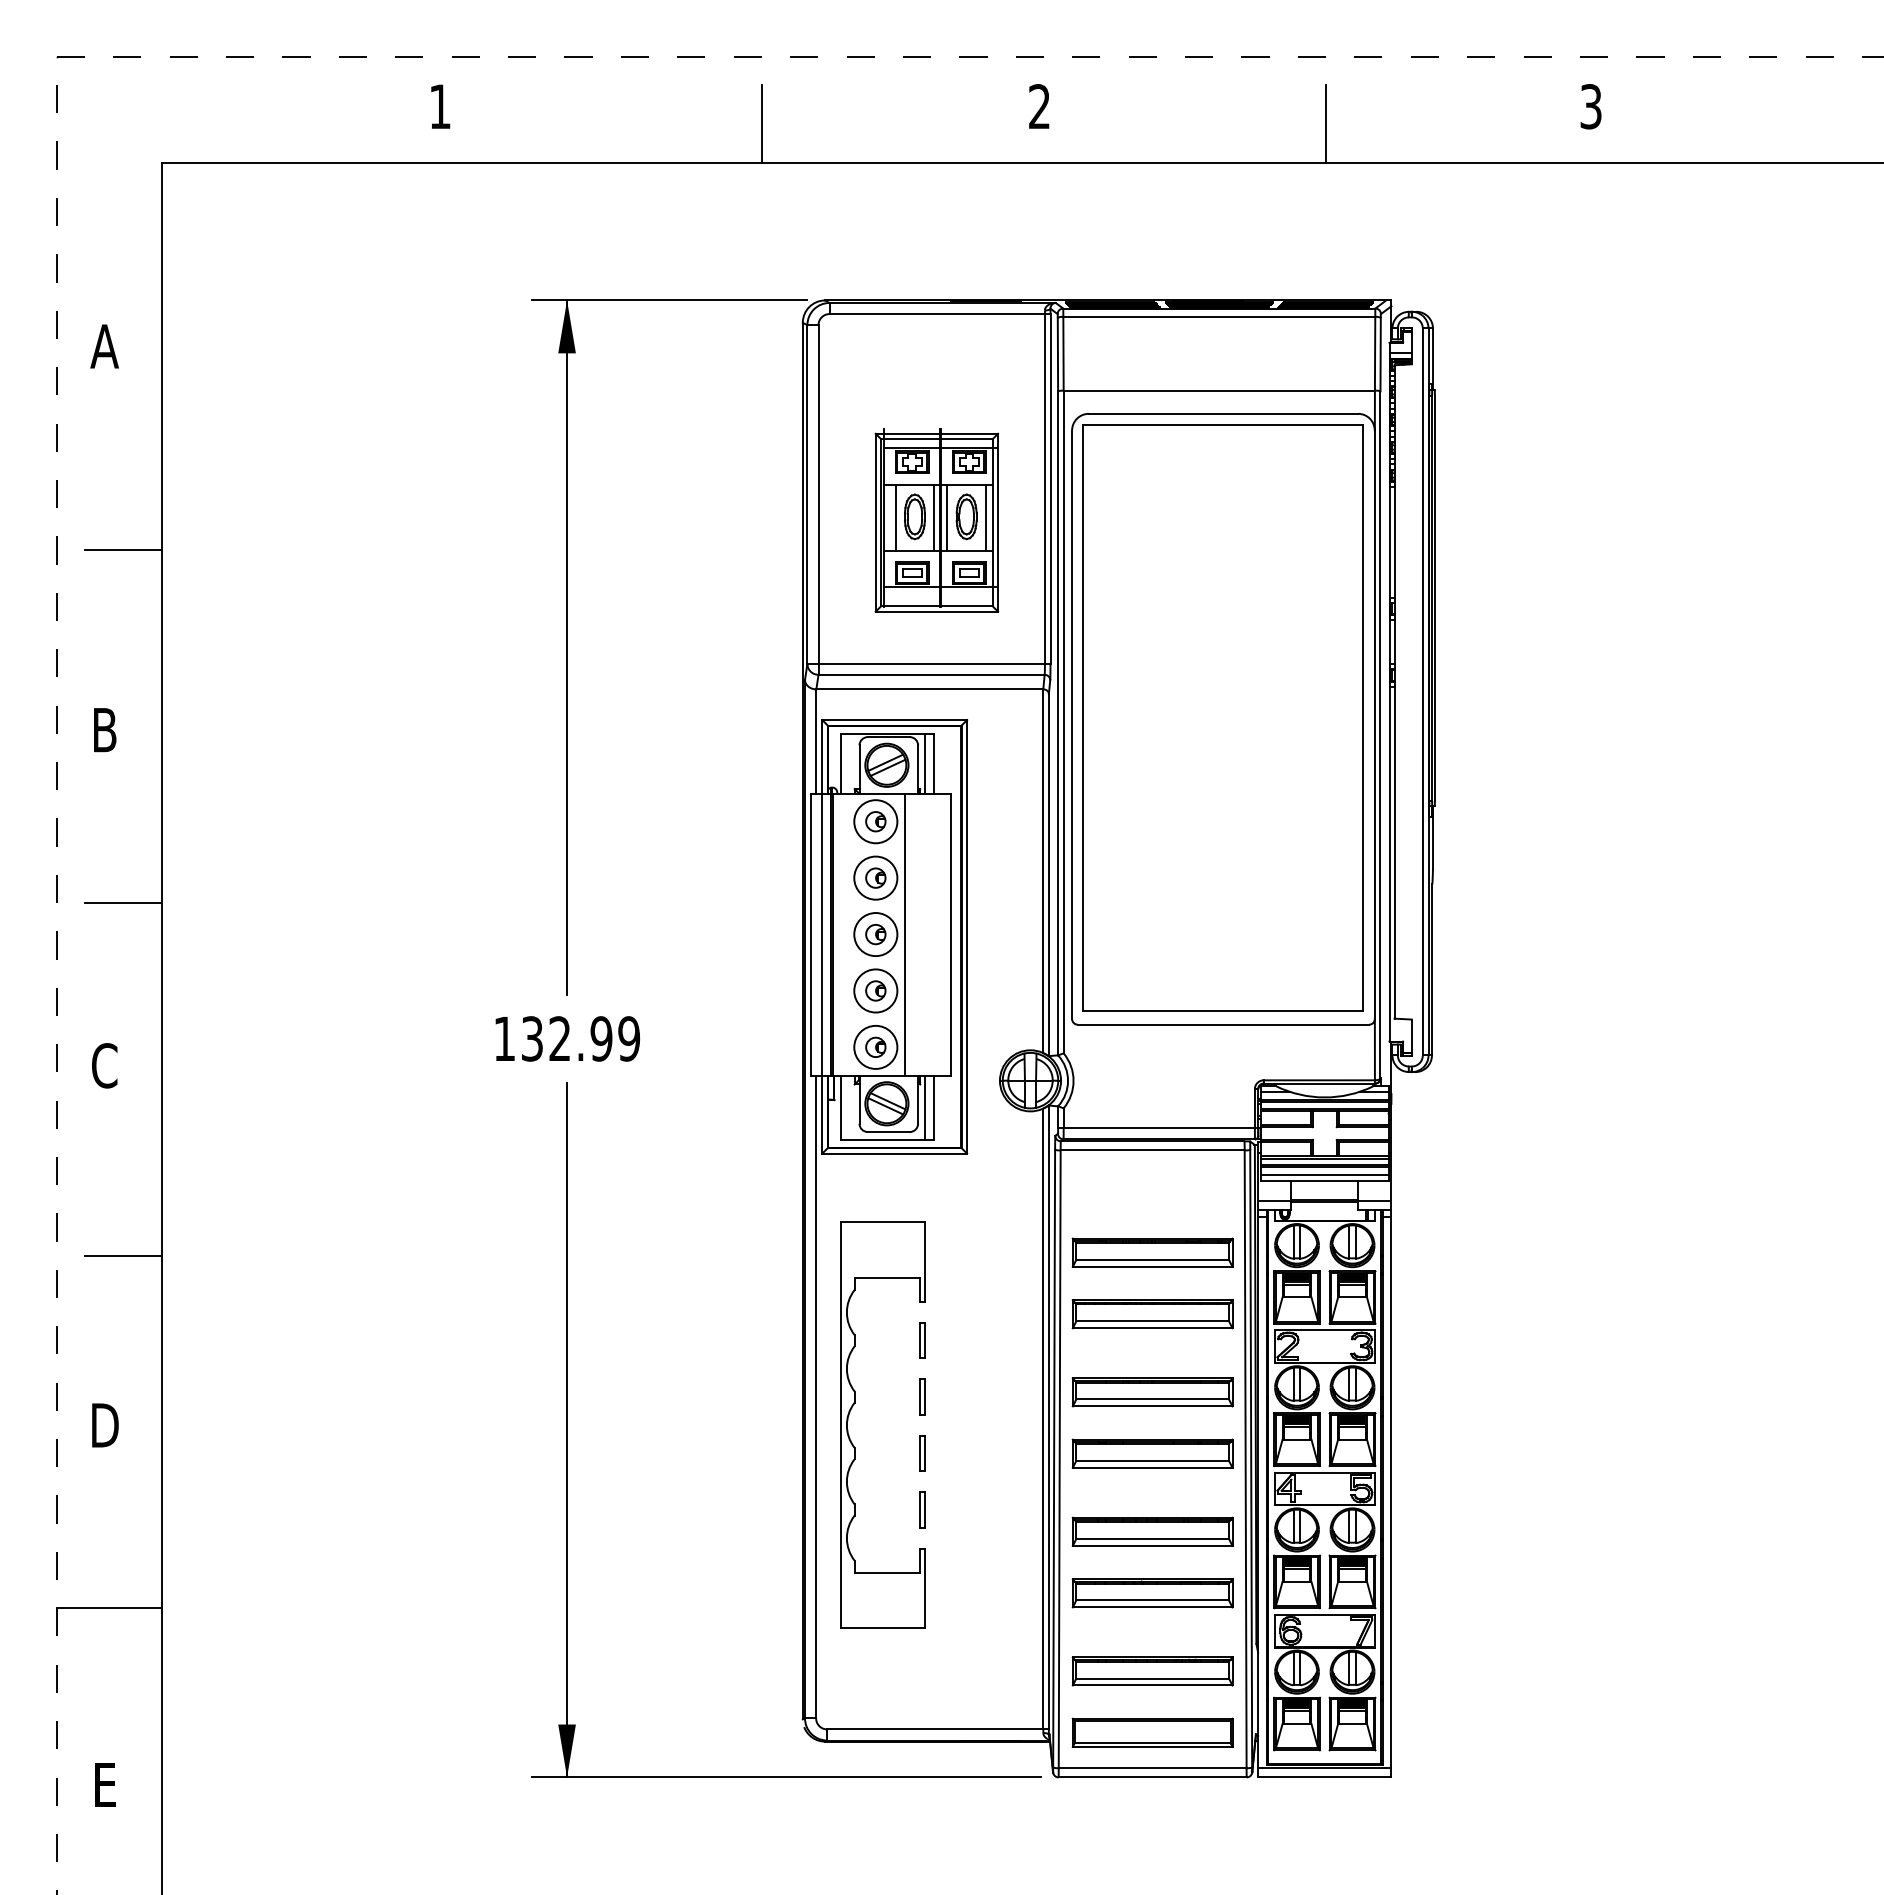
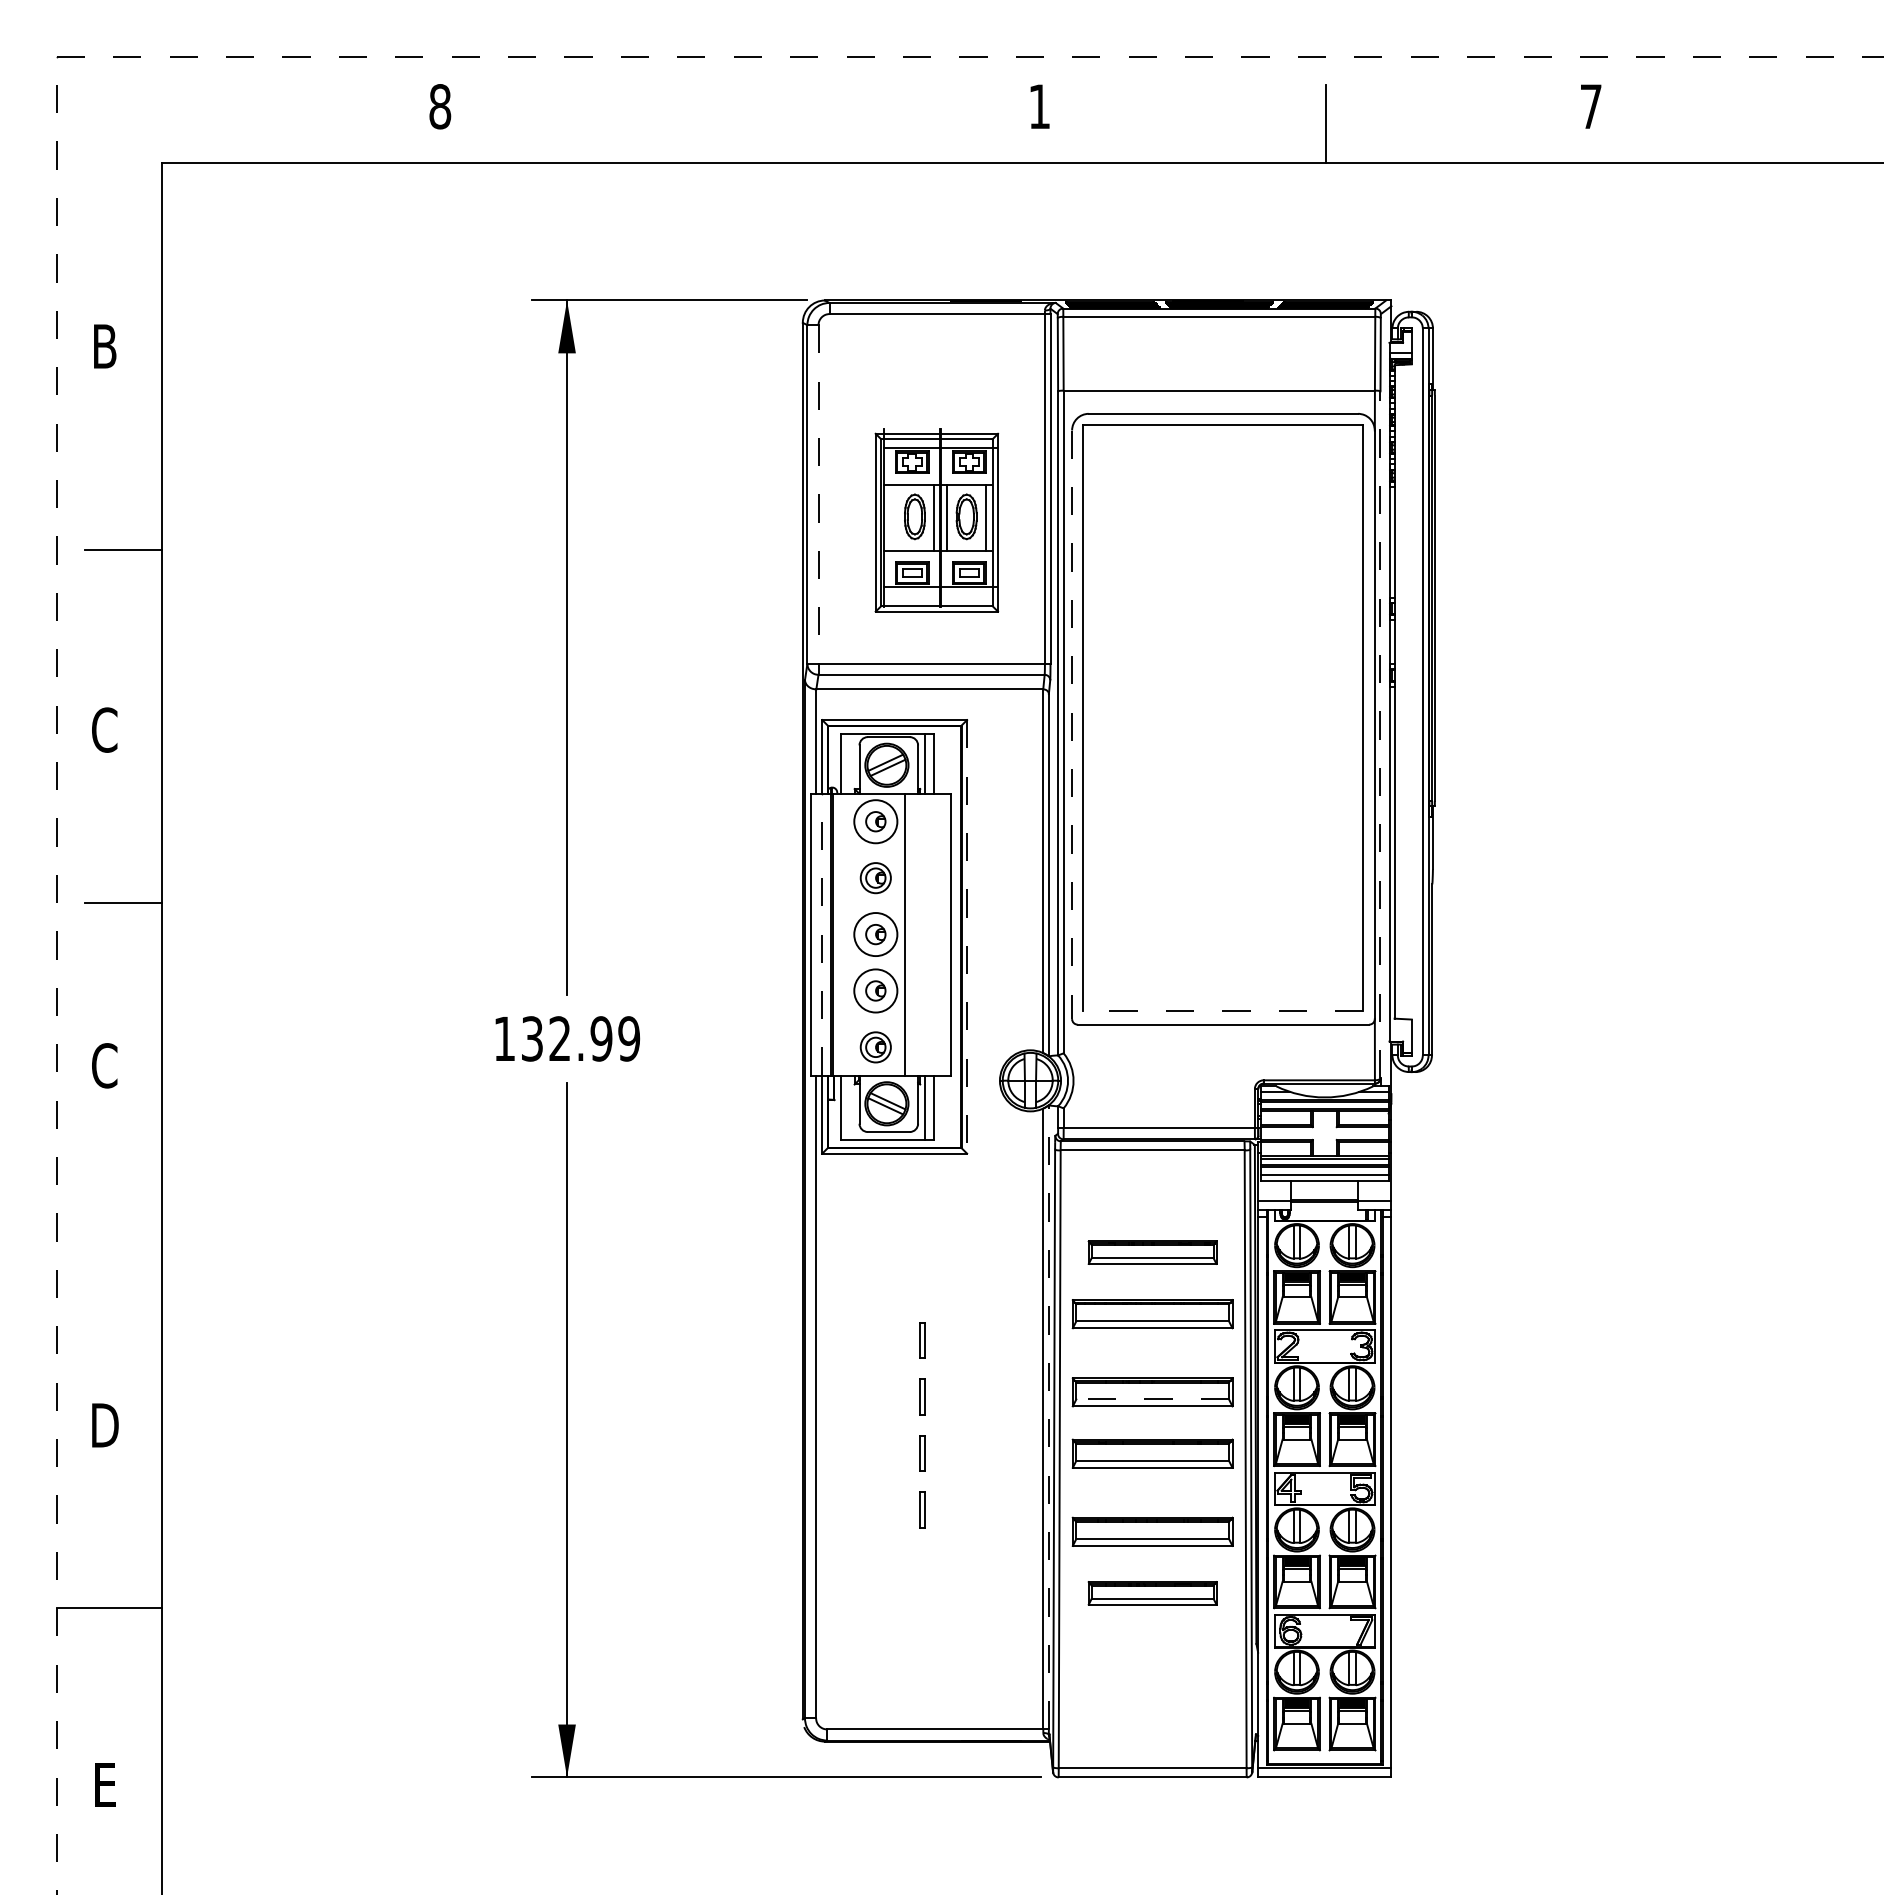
text: 1 -> 8 (440, 106)
text: 2 -> 1 (1039, 106)
text: 3 -> 7 (1590, 106)
line: present -> none (761, 123)
text: A -> B (104, 346)
line: solid -> dashed (818, 499)
line: present -> none (895, 517)
line: solid -> dashed (1072, 725)
text: B -> C (104, 729)
line: solid -> dashed (1380, 734)
circle diameter: 43 px -> 30 px (875, 878)
line: solid -> dashed (822, 934)
line: solid -> dashed (967, 936)
line: solid -> dashed (1222, 1010)
circle diameter: 43 px -> 30 px (875, 1047)
part size: 163x31 px -> 131x25 px (1152, 1252)
line: present -> none (123, 1255)
line: solid -> dashed (1152, 1399)
part: present -> none (852, 1408)
line: solid -> dashed (1048, 1416)
part size: 163x31 px -> 131x25 px (1152, 1593)
part: present -> none (1152, 1671)
part: present -> none (1152, 1732)
